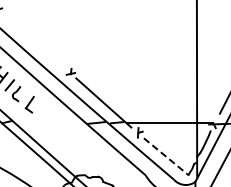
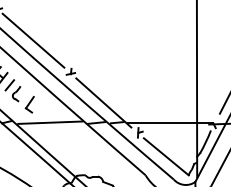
line: none -> present (33, 40)
line: none -> present (50, 122)
line: dashed -> solid (166, 157)
